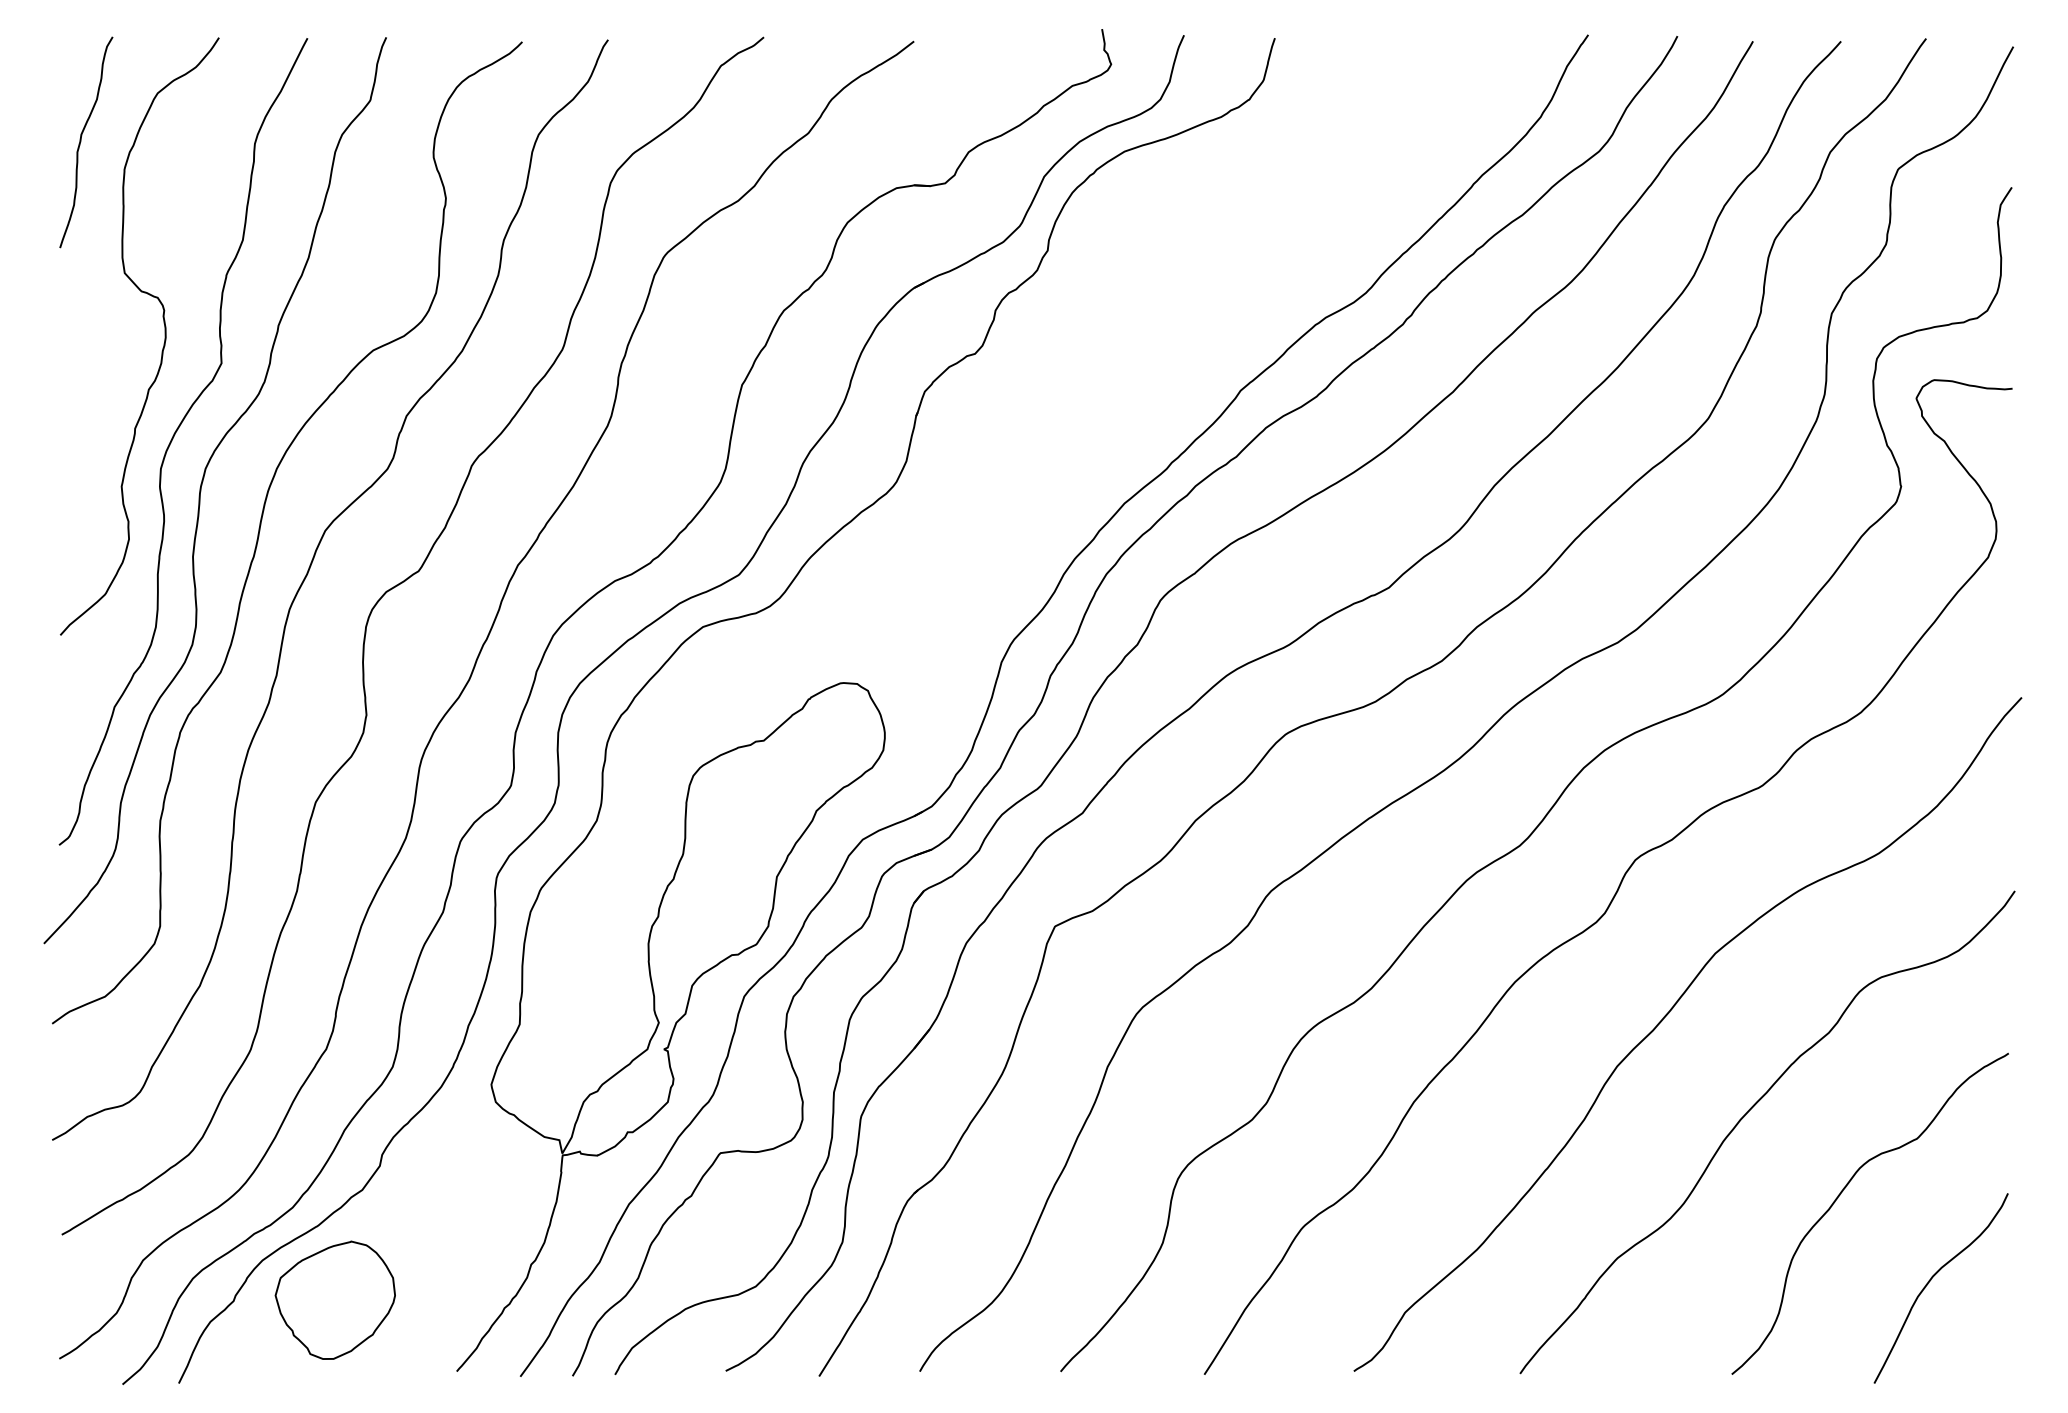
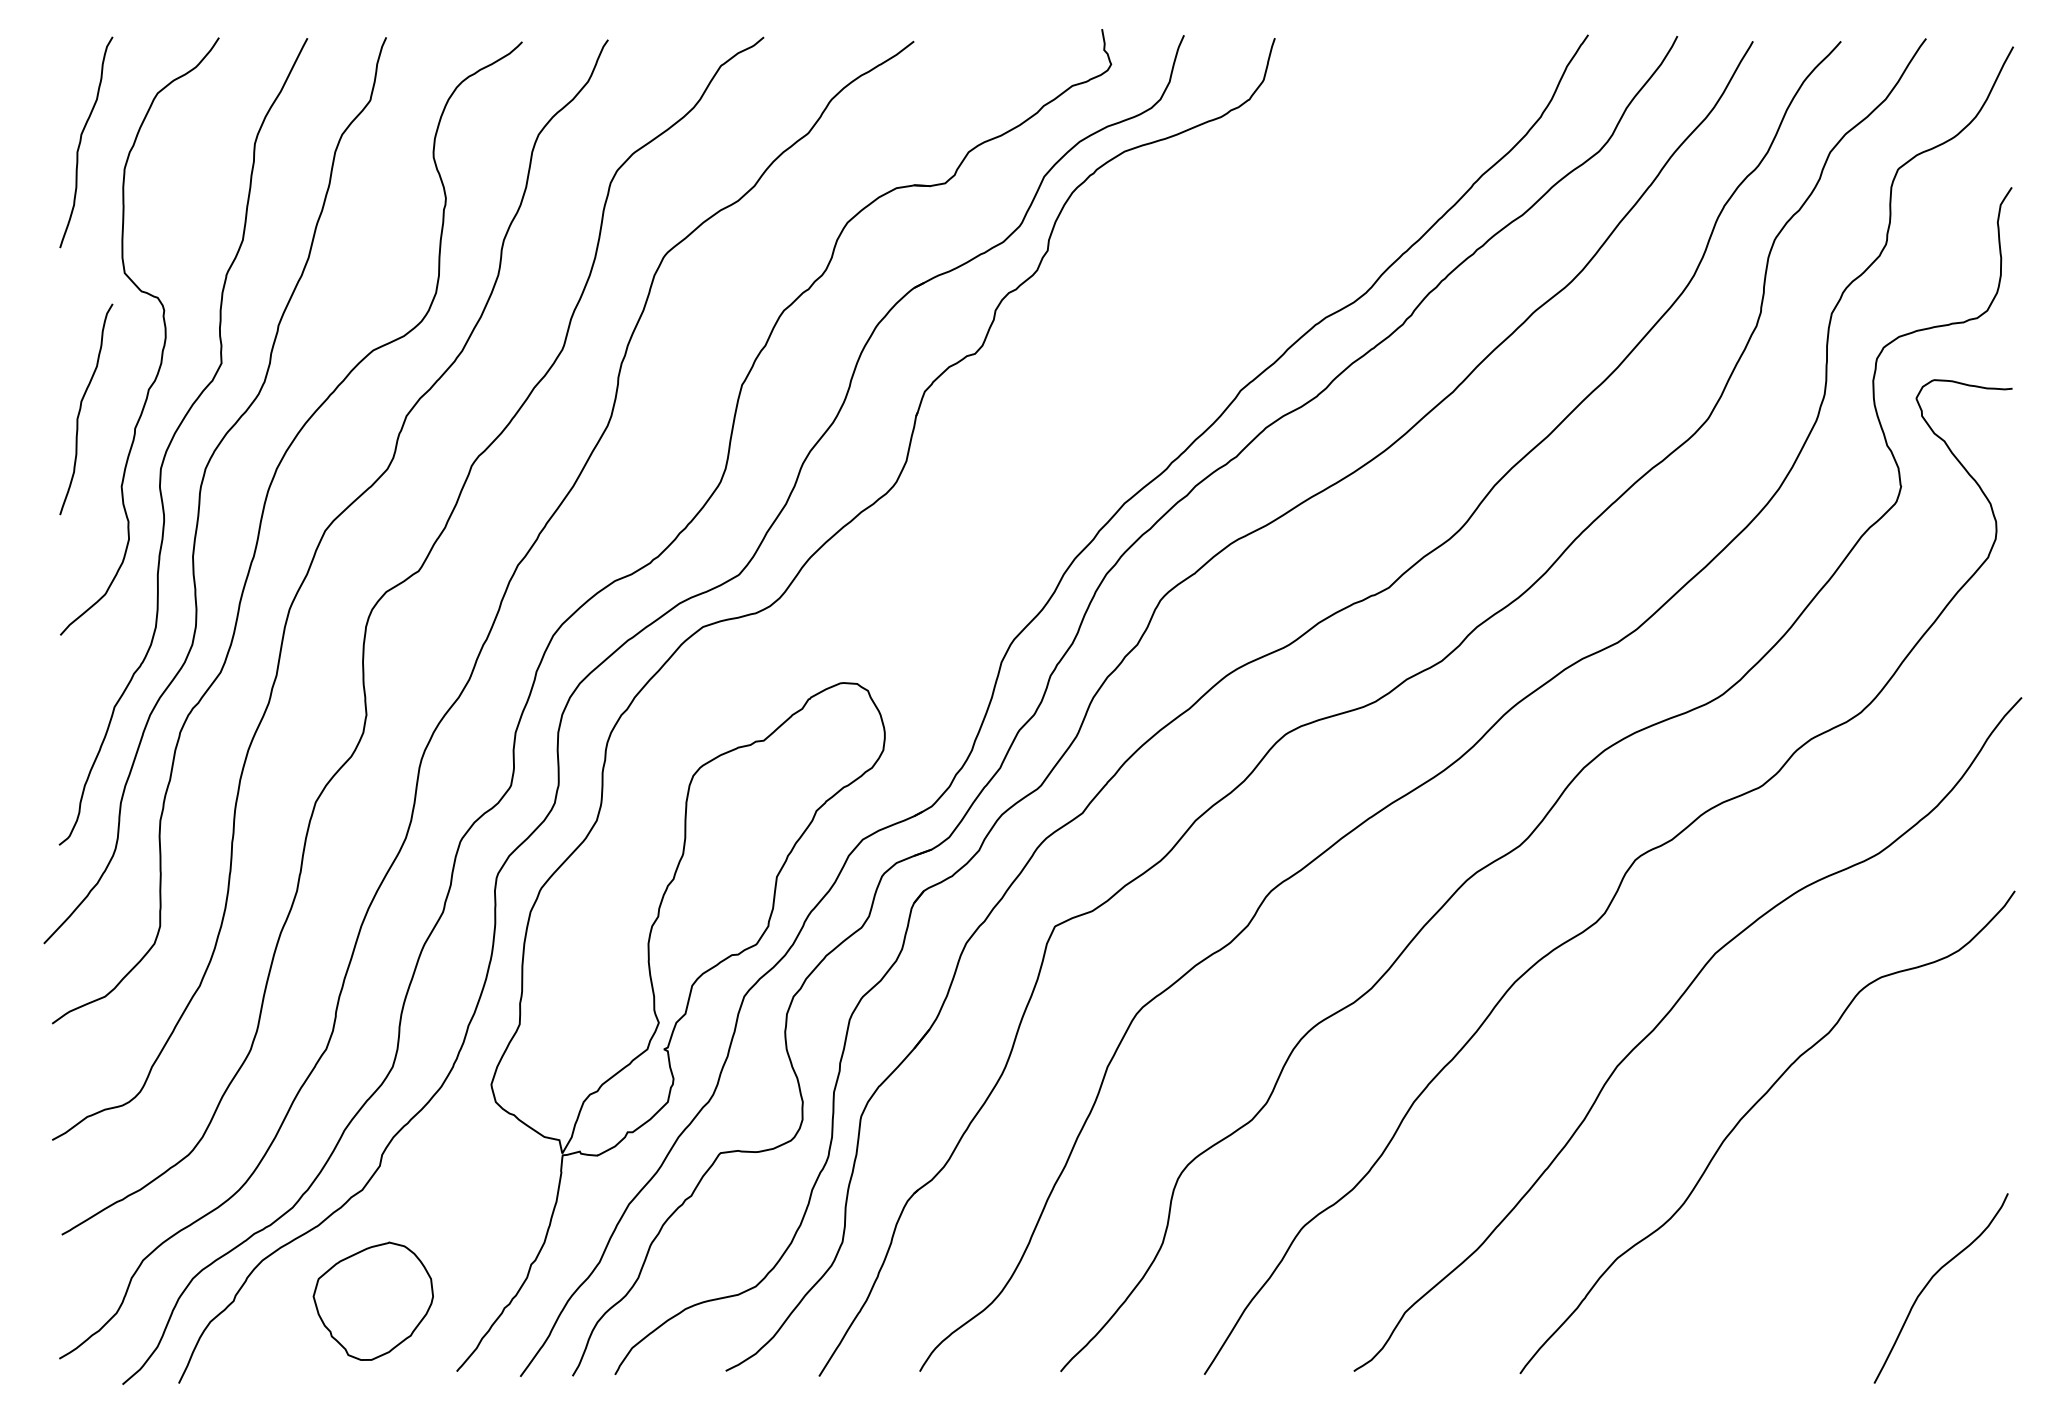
curve: none -> present (81, 408)
curve: present -> none (1843, 1191)
part position: (334, 1299) -> (372, 1300) (372, 1300)
